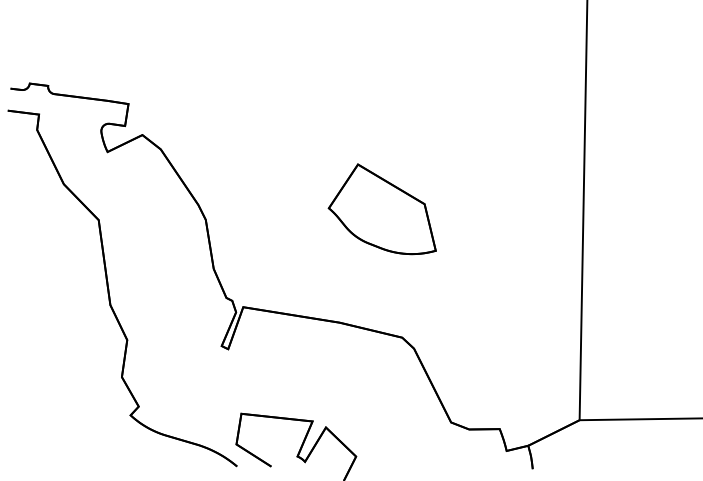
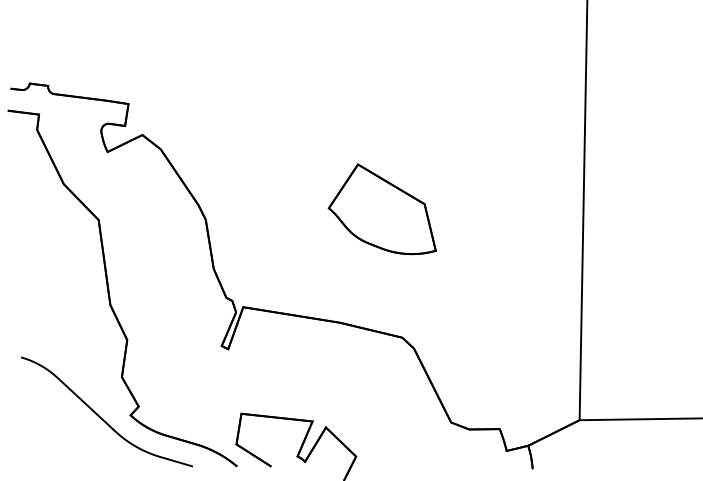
curve: none -> present (100, 416)
